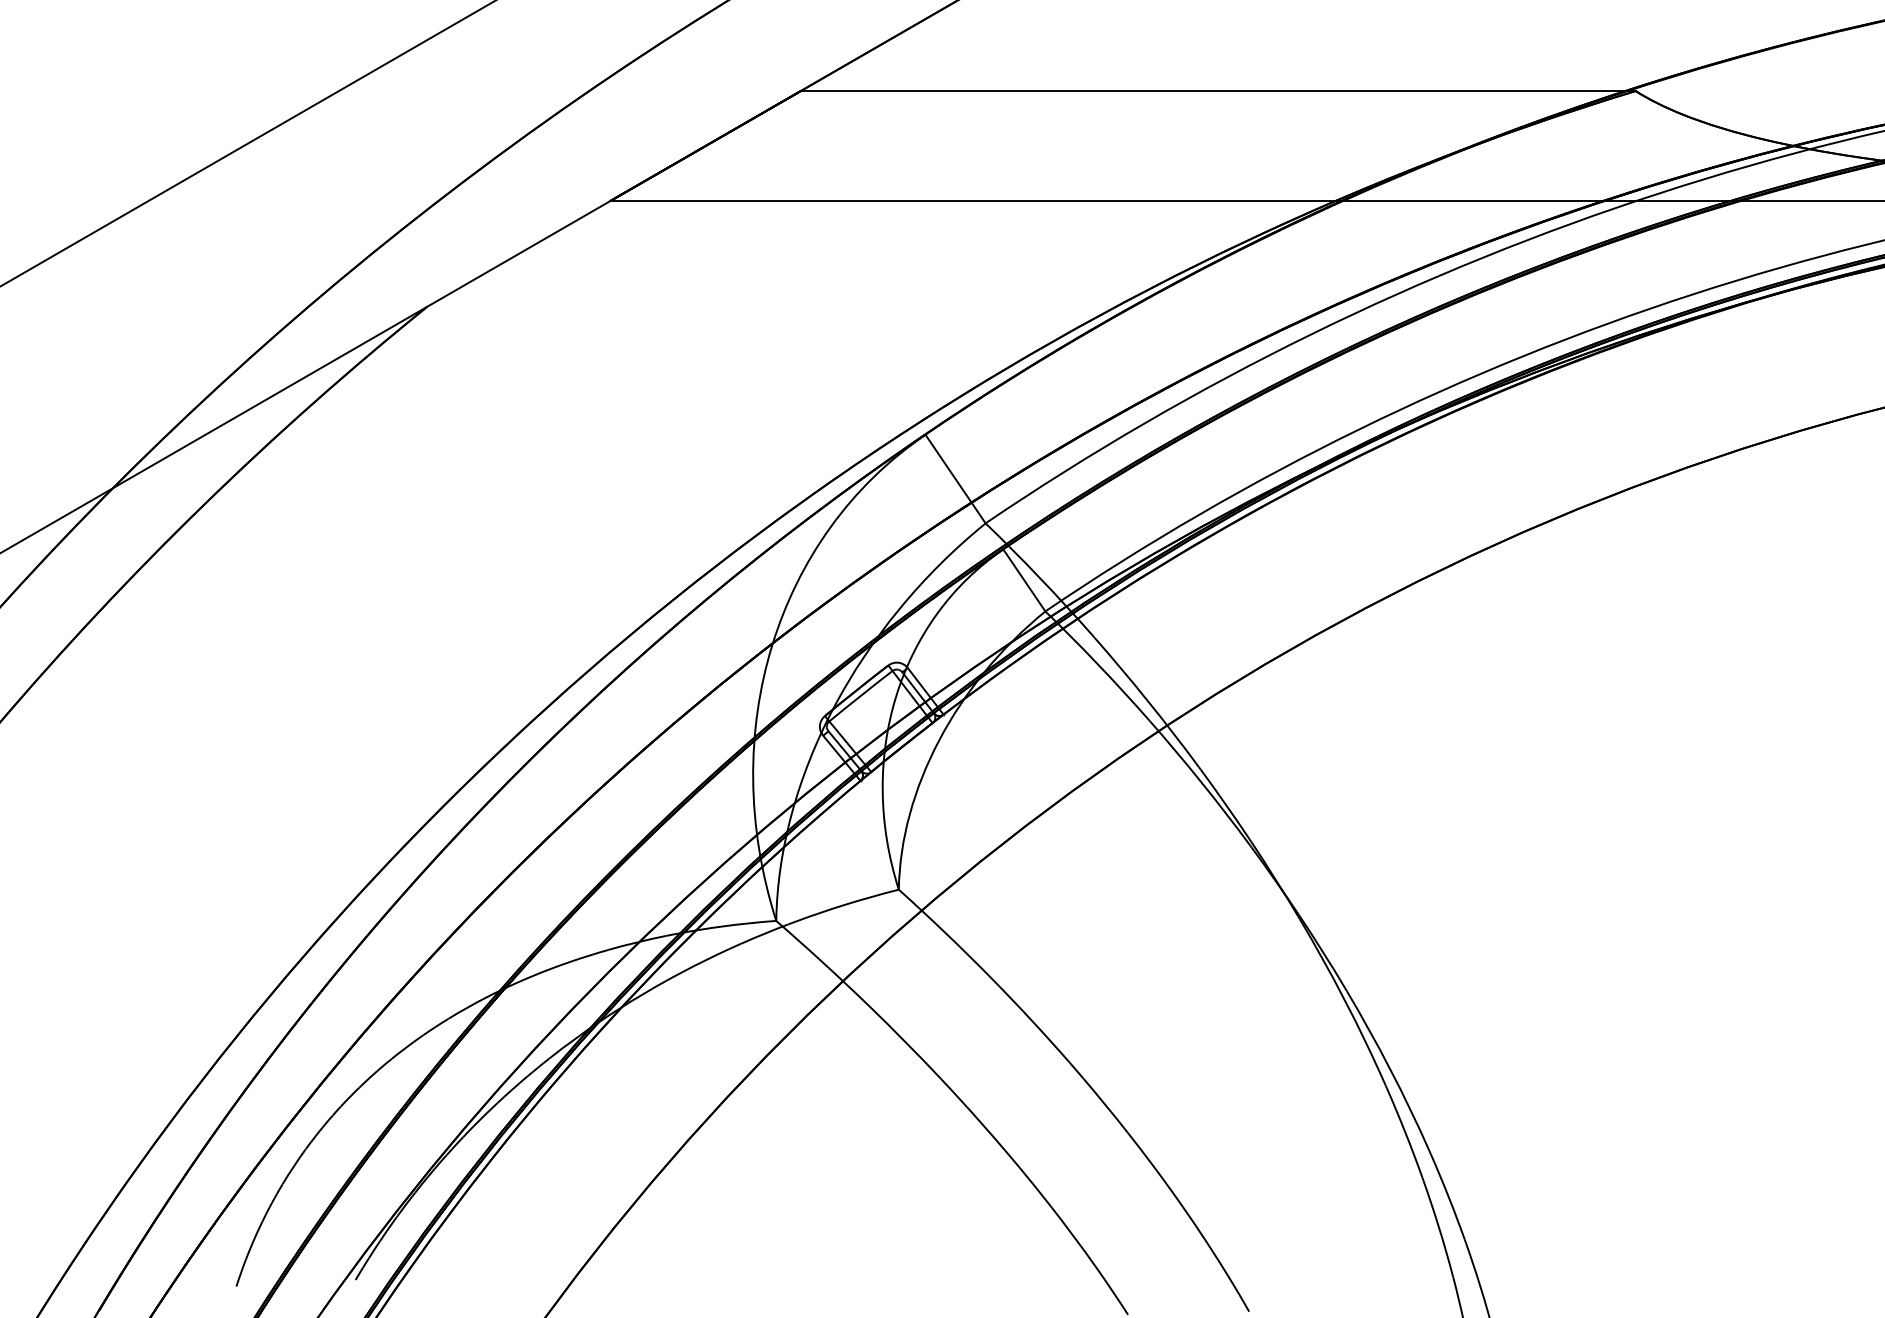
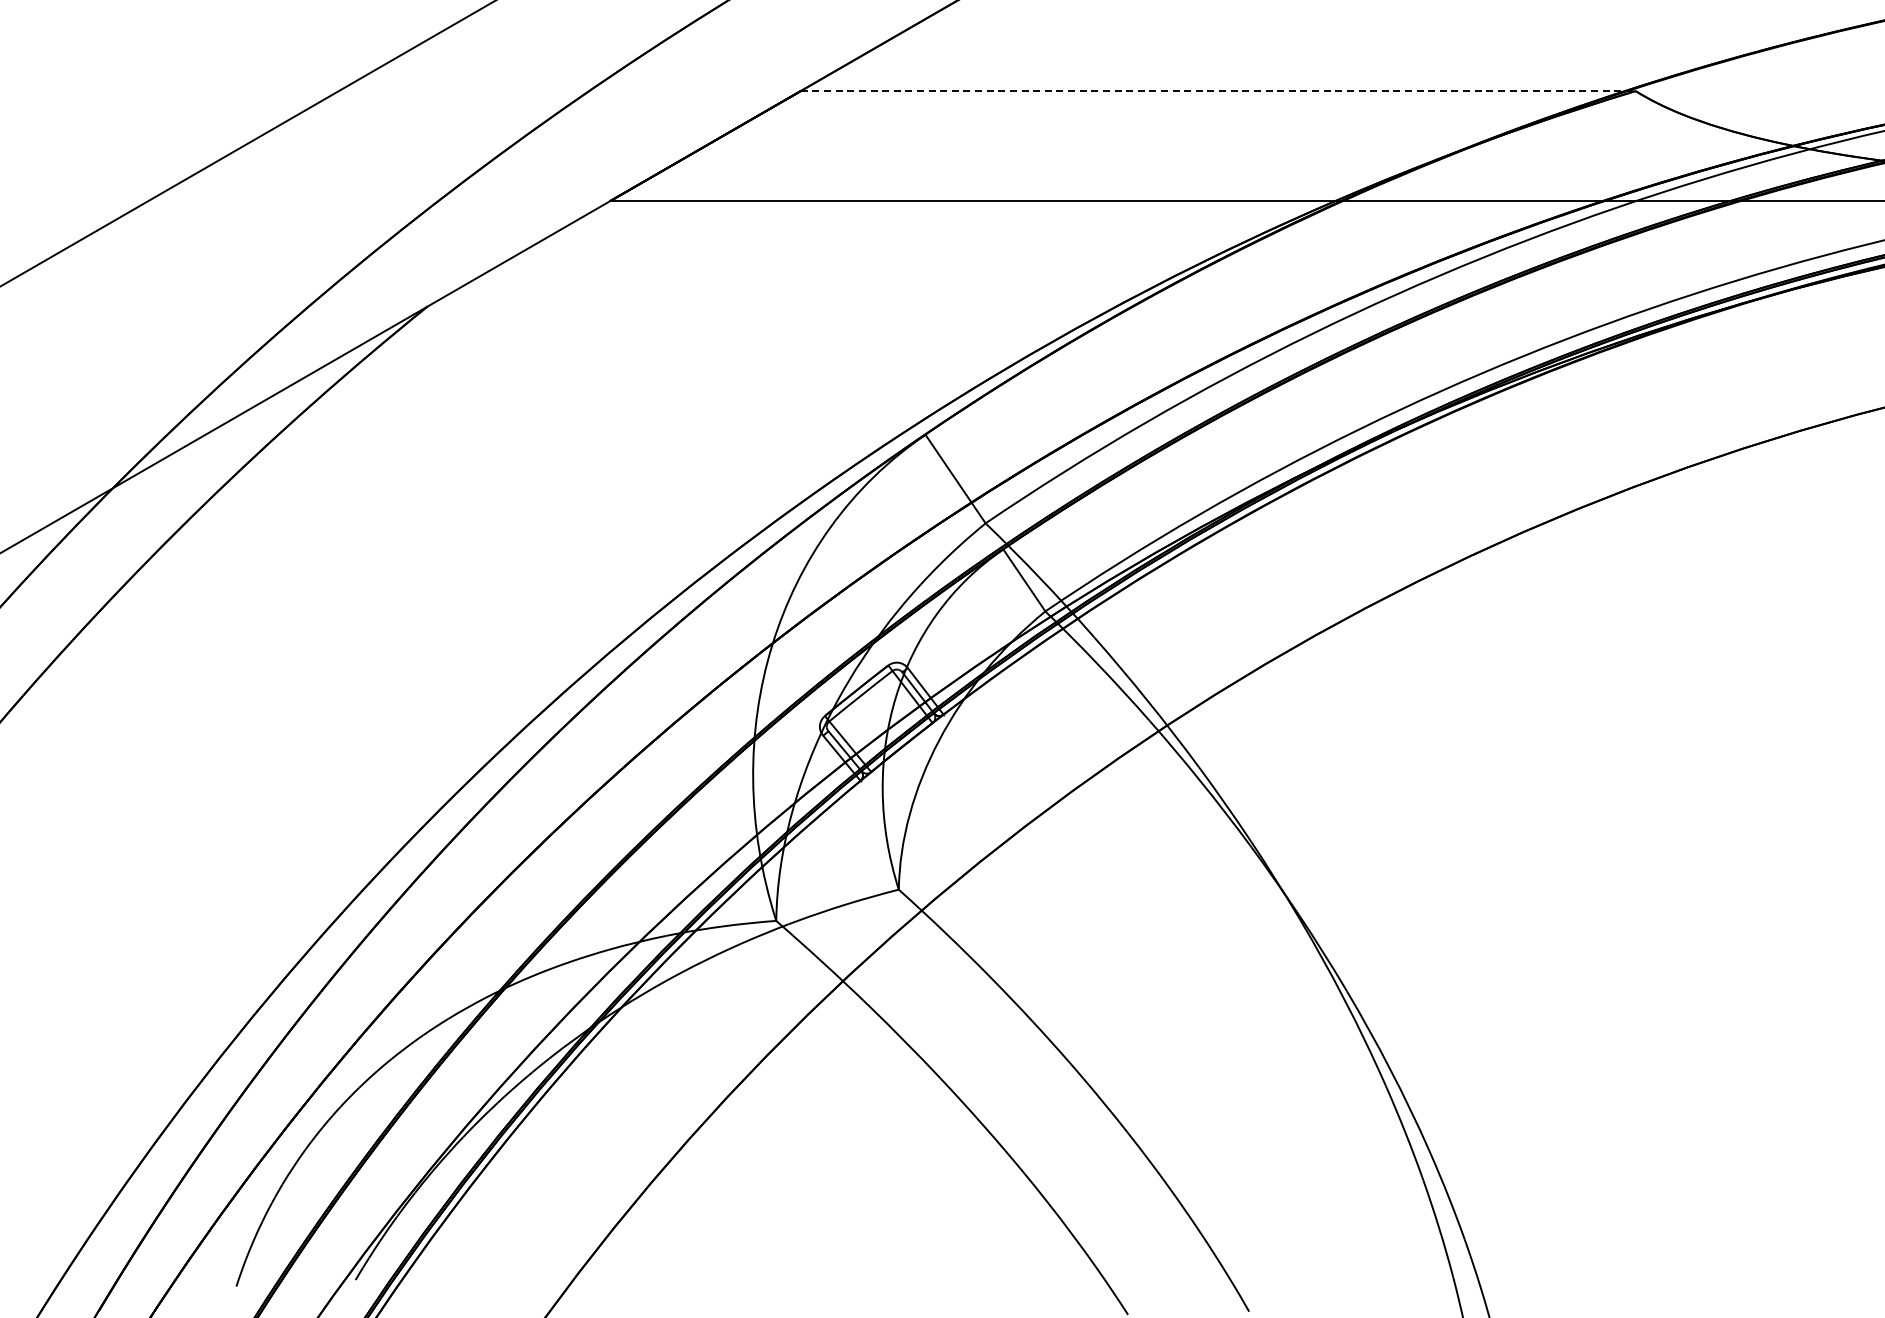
line: solid -> dashed (1218, 91)
